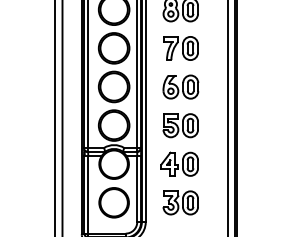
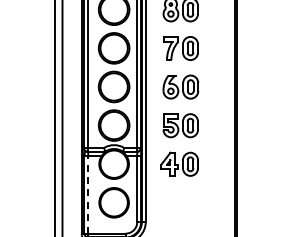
line: present -> none (227, 117)
line: solid -> dashed (88, 194)
part: present -> none (180, 202)
